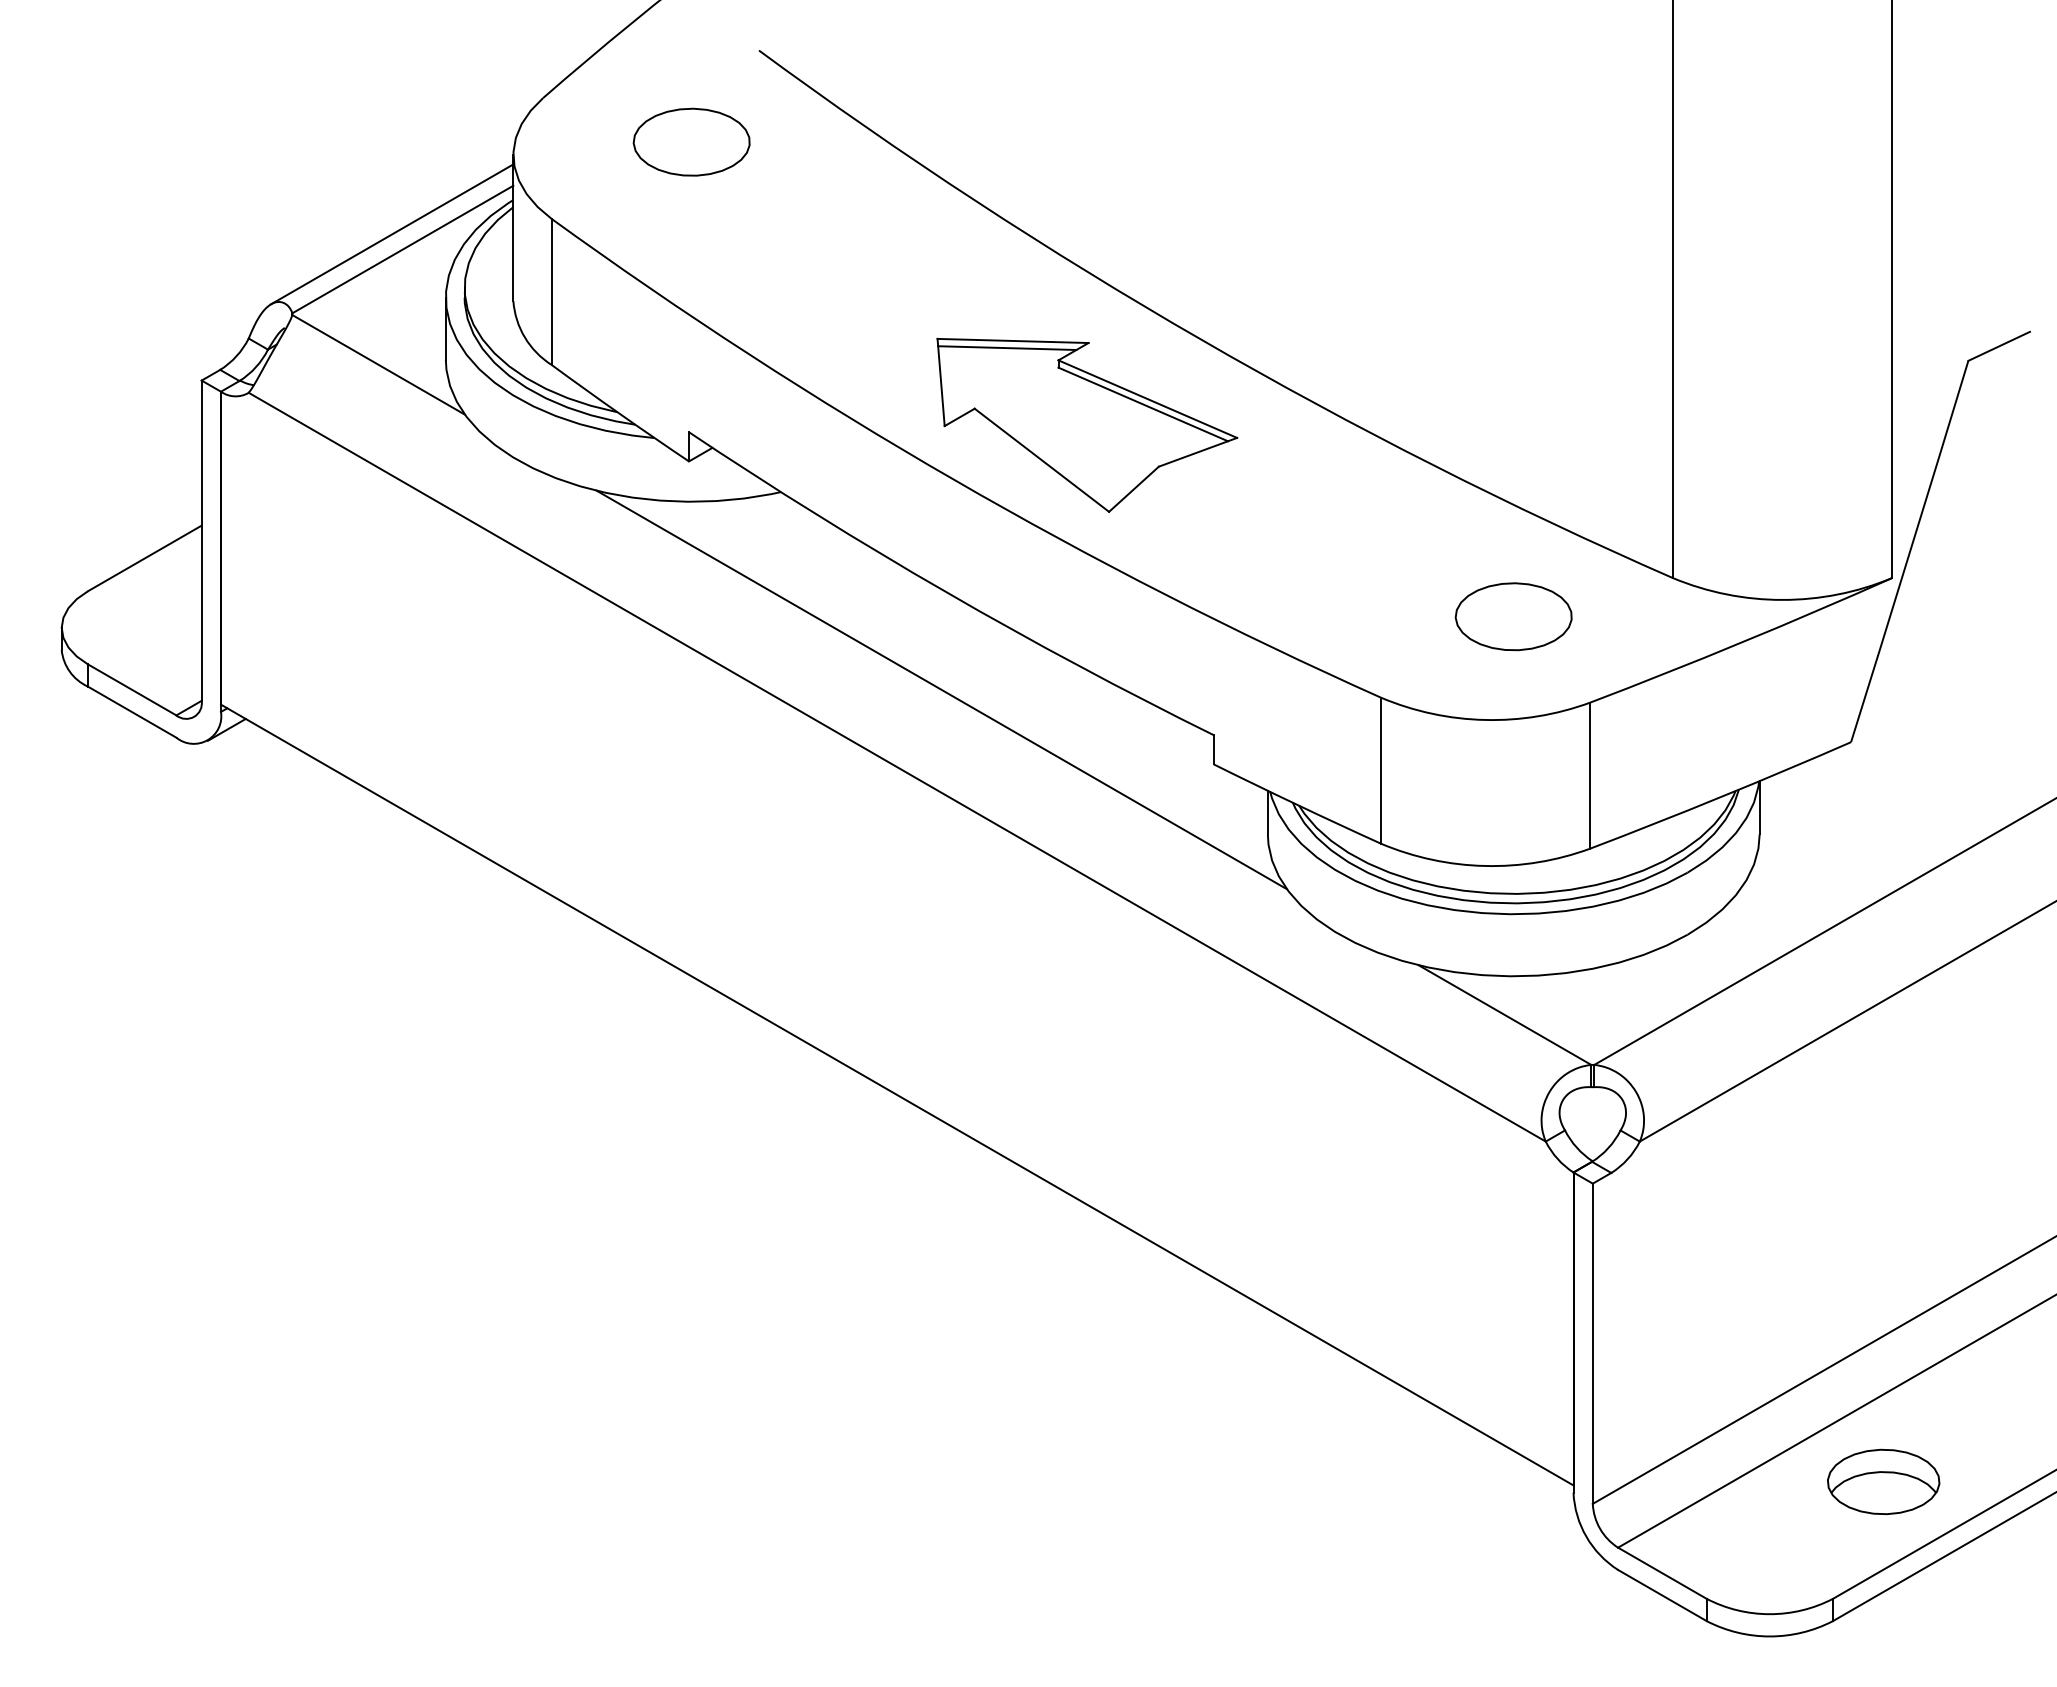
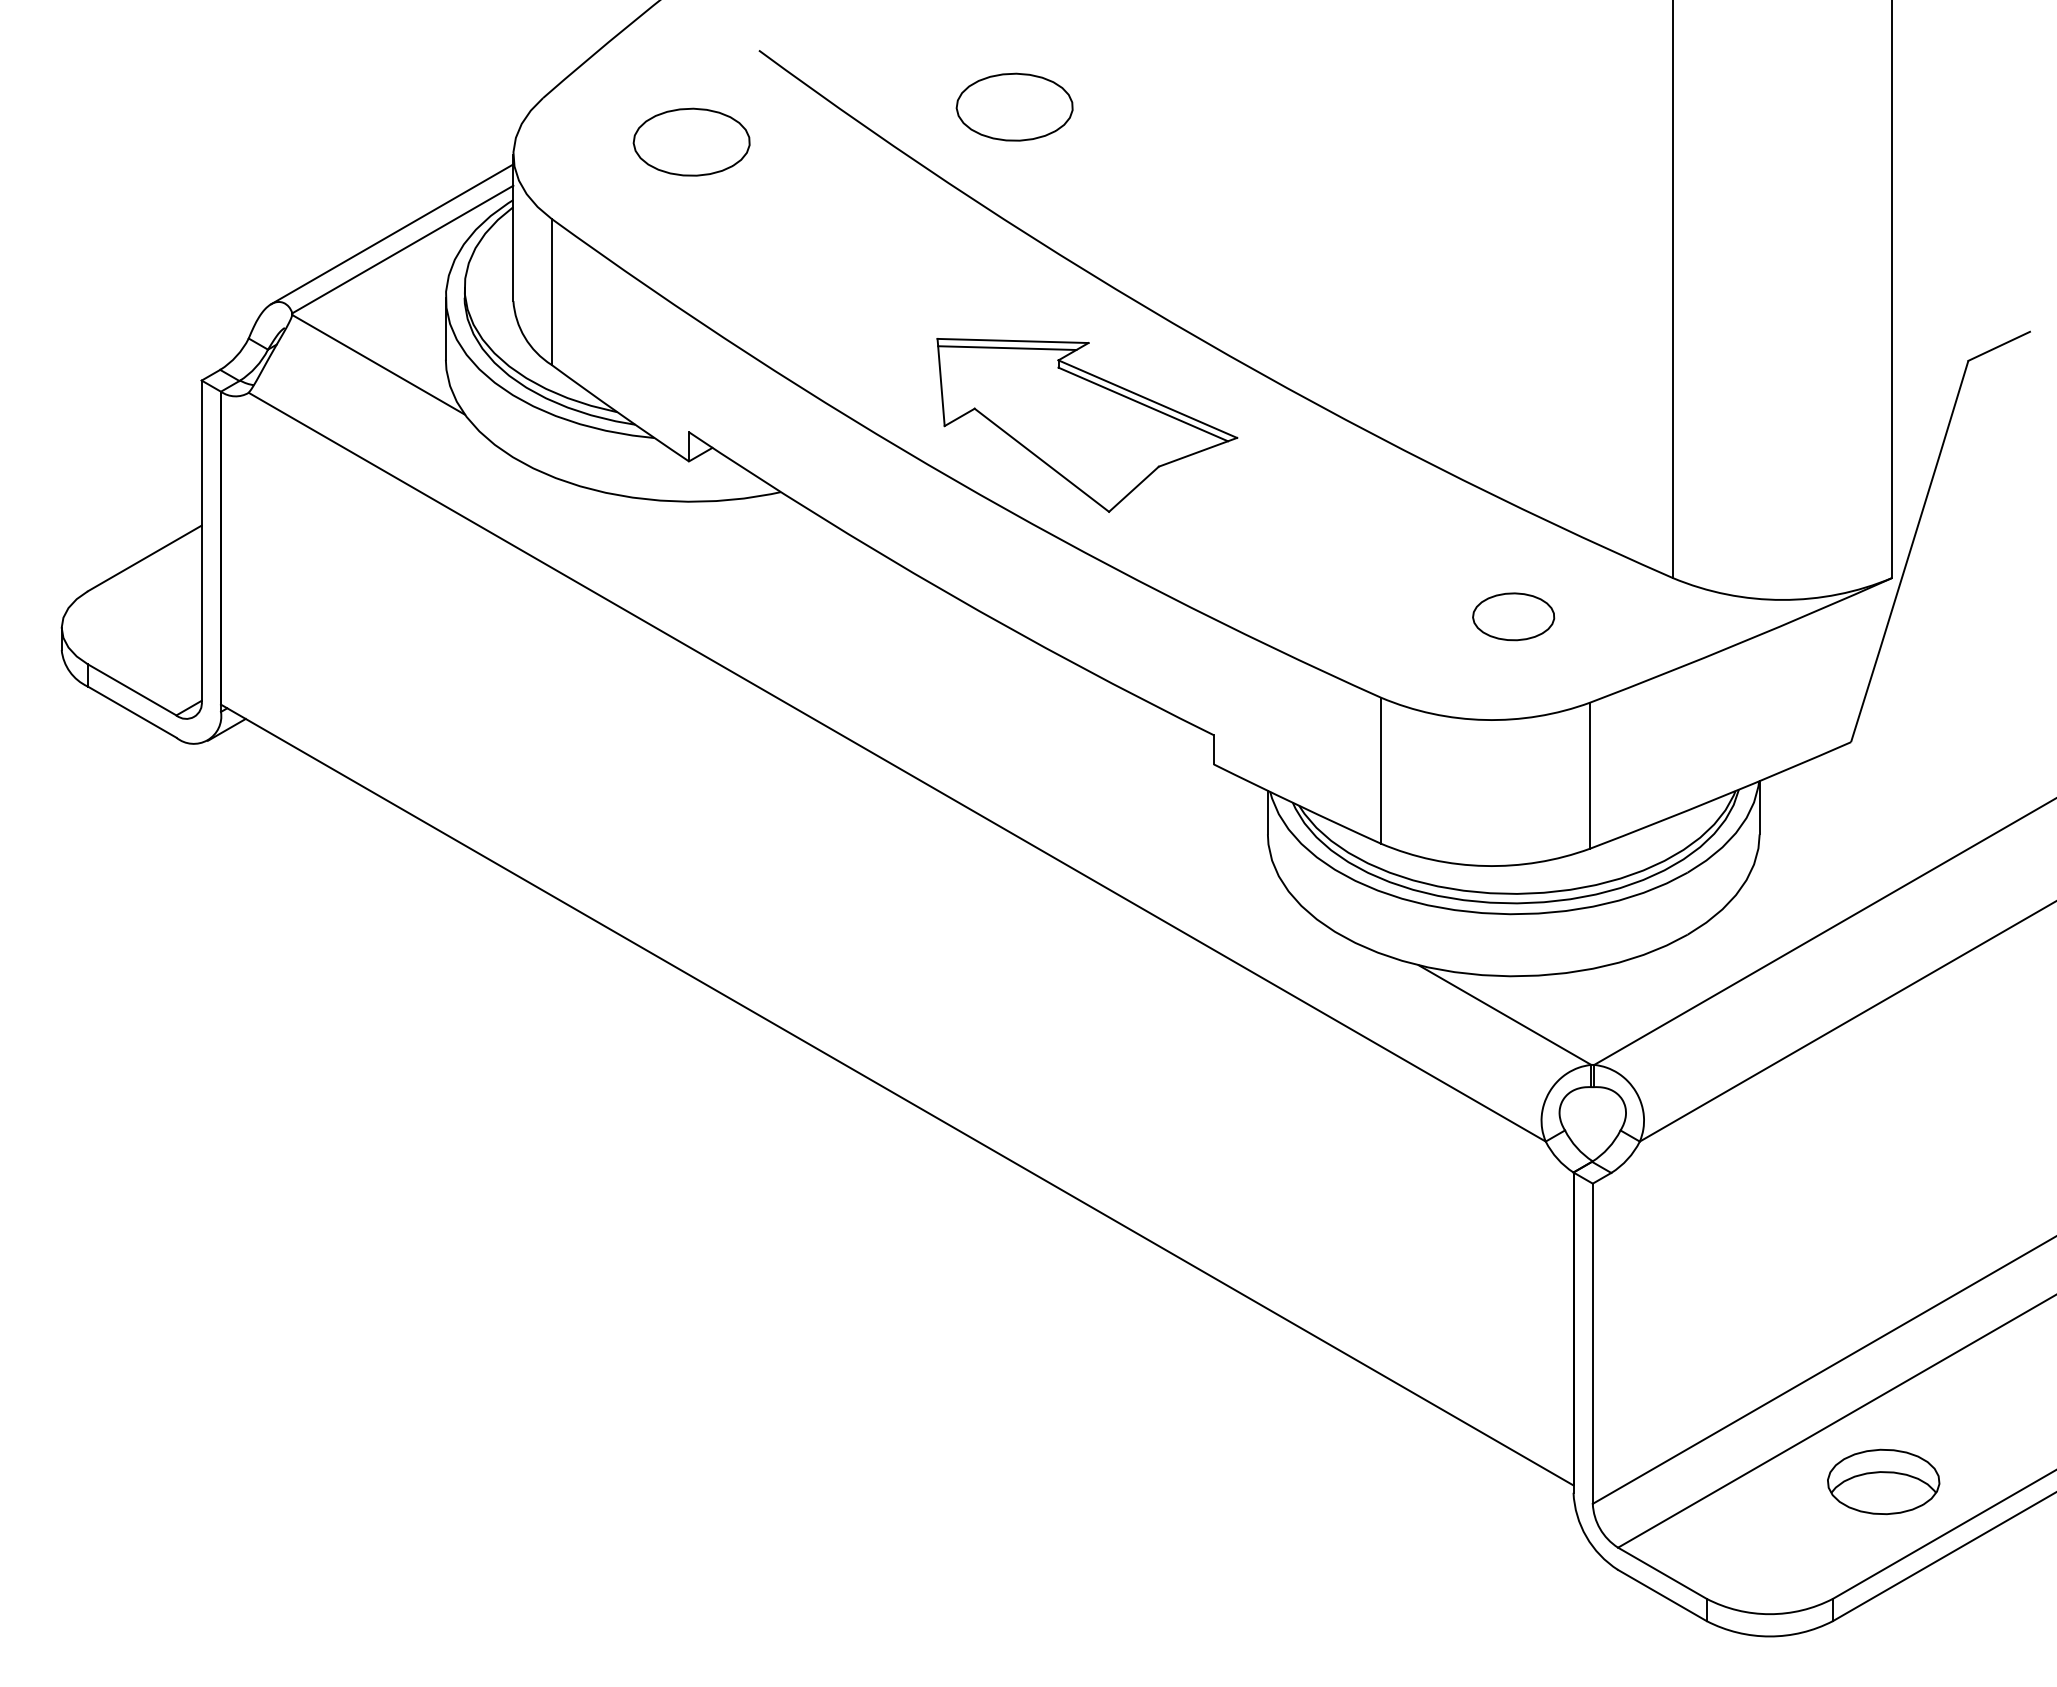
part: none -> present (1014, 106)
part size: 119x70 px -> 84x50 px (1513, 616)
line: present -> none (941, 689)
